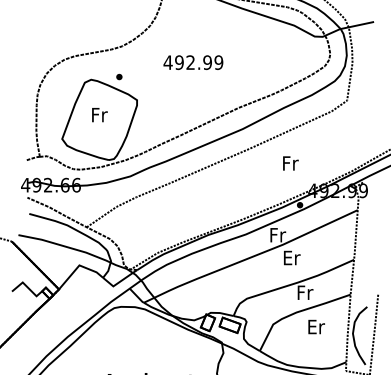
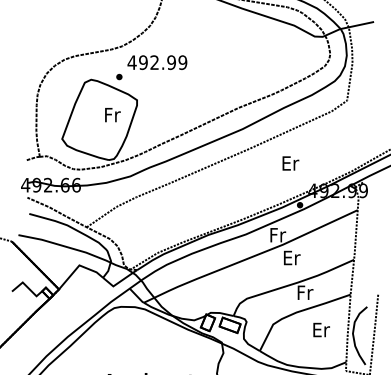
text position: (193, 62) -> (157, 62) (157, 62)
text position: (99, 115) -> (112, 115) (112, 115)
text: Fr -> Er (290, 163)
text position: (316, 326) -> (321, 329) (321, 329)
